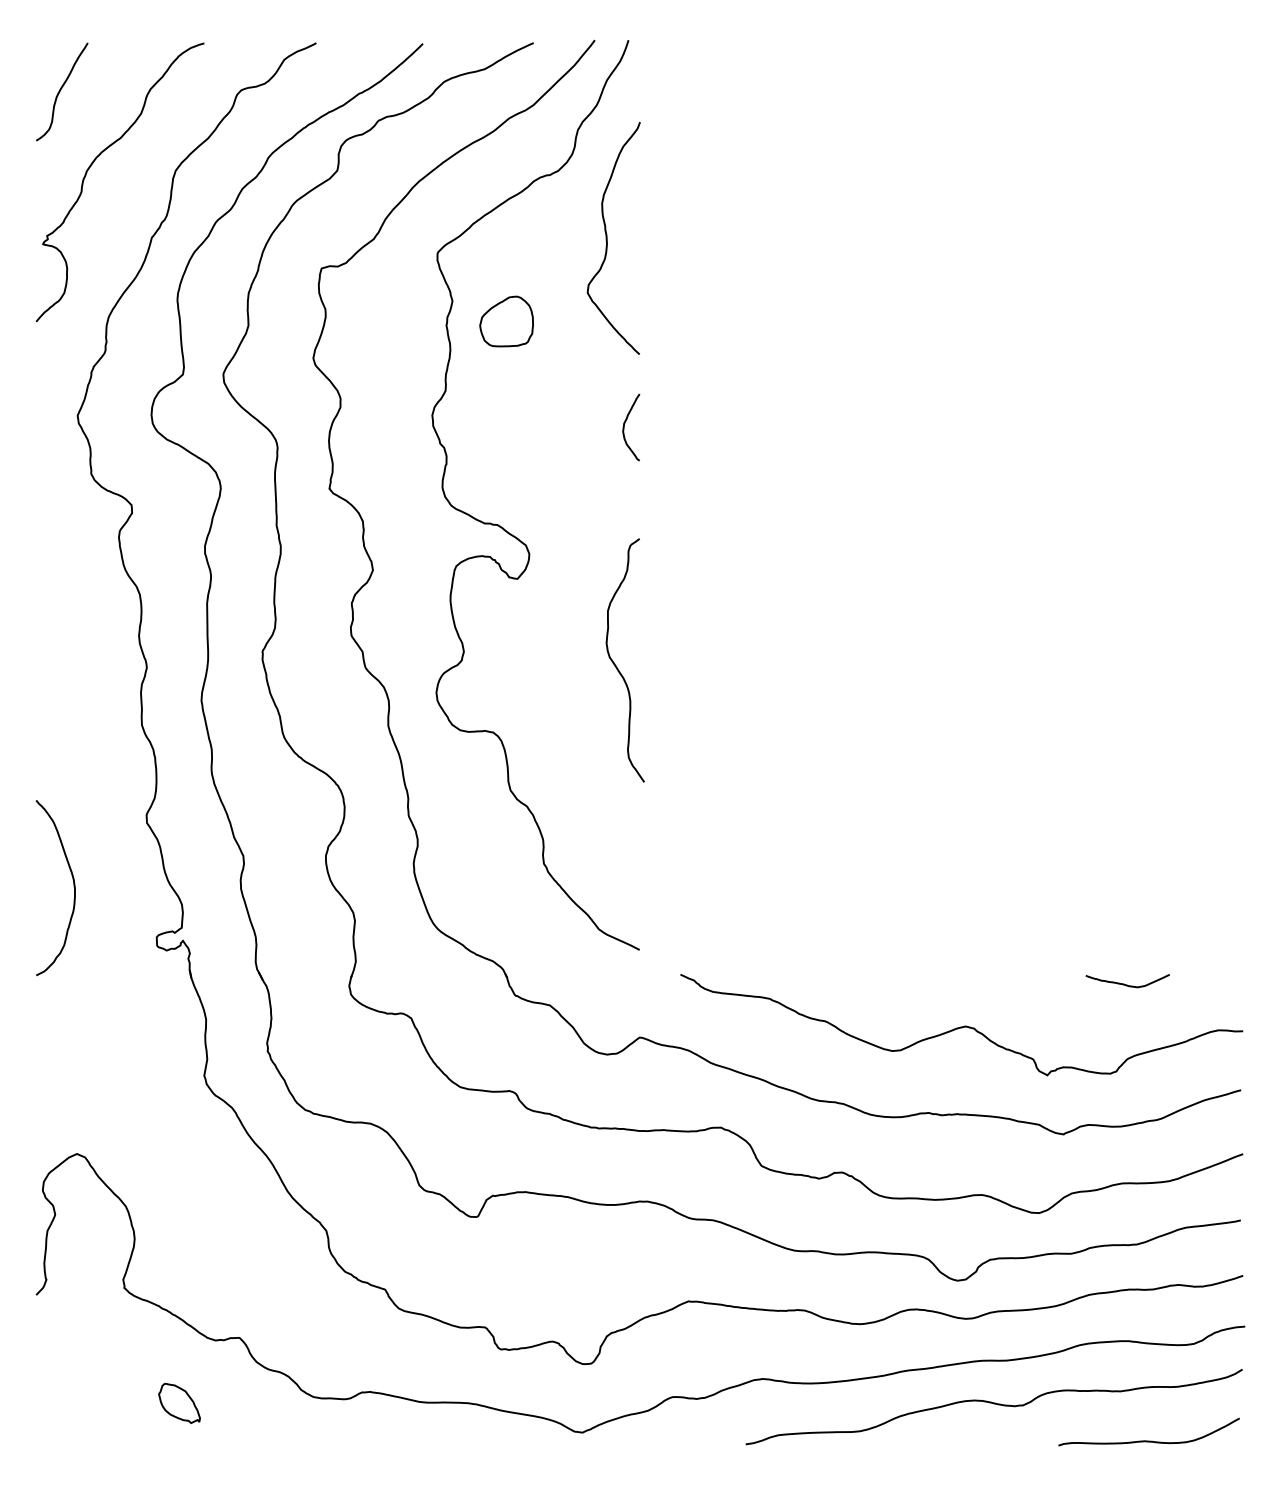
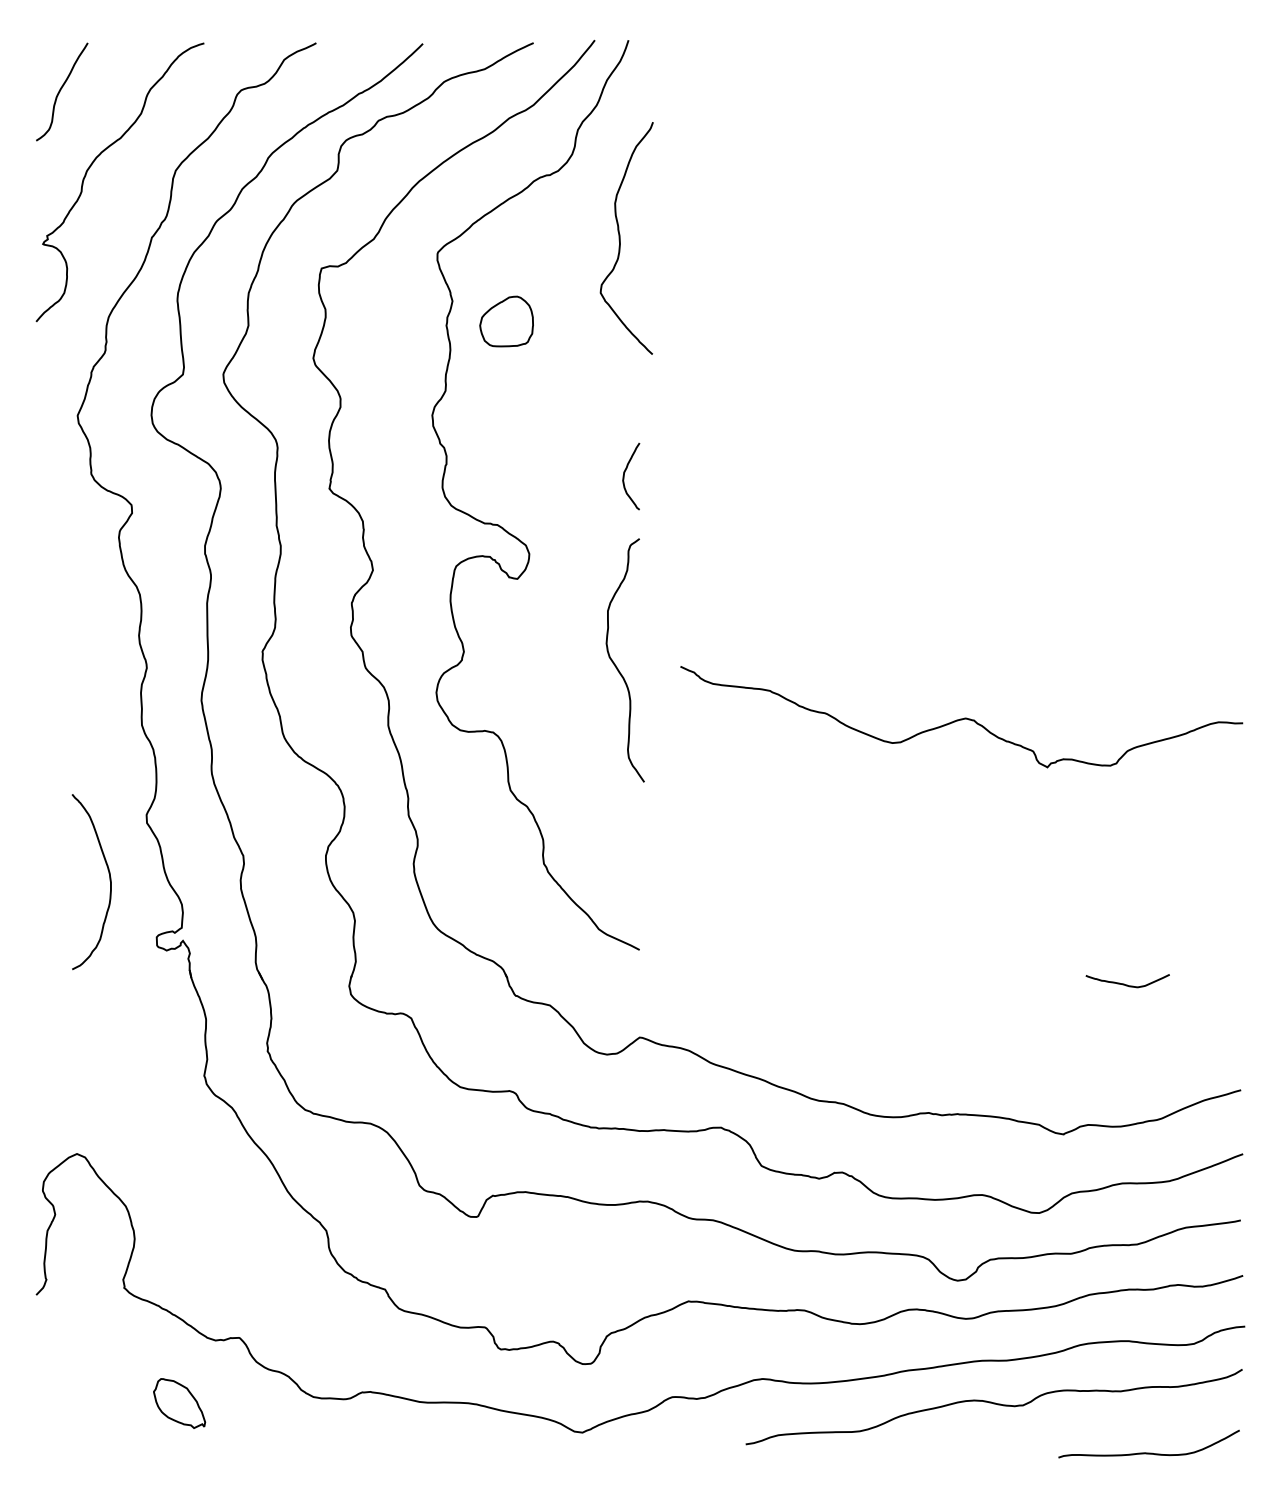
curve position: (607, 238) -> (620, 238) (620, 238)
curve position: (624, 427) -> (624, 476) (624, 476)
curve position: (73, 886) -> (109, 880) (109, 880)
curve position: (961, 1026) -> (961, 718) (961, 718)
part size: 43x42 px -> 54x51 px (179, 1403)
curve position: (1148, 1440) -> (1148, 1452) (1148, 1452)
